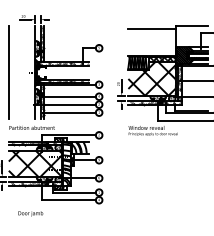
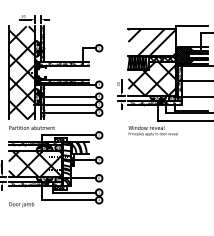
hatch: none -> present (151, 42)
hatch: none -> present (21, 72)
text position: (30, 213) -> (21, 204) (21, 204)
